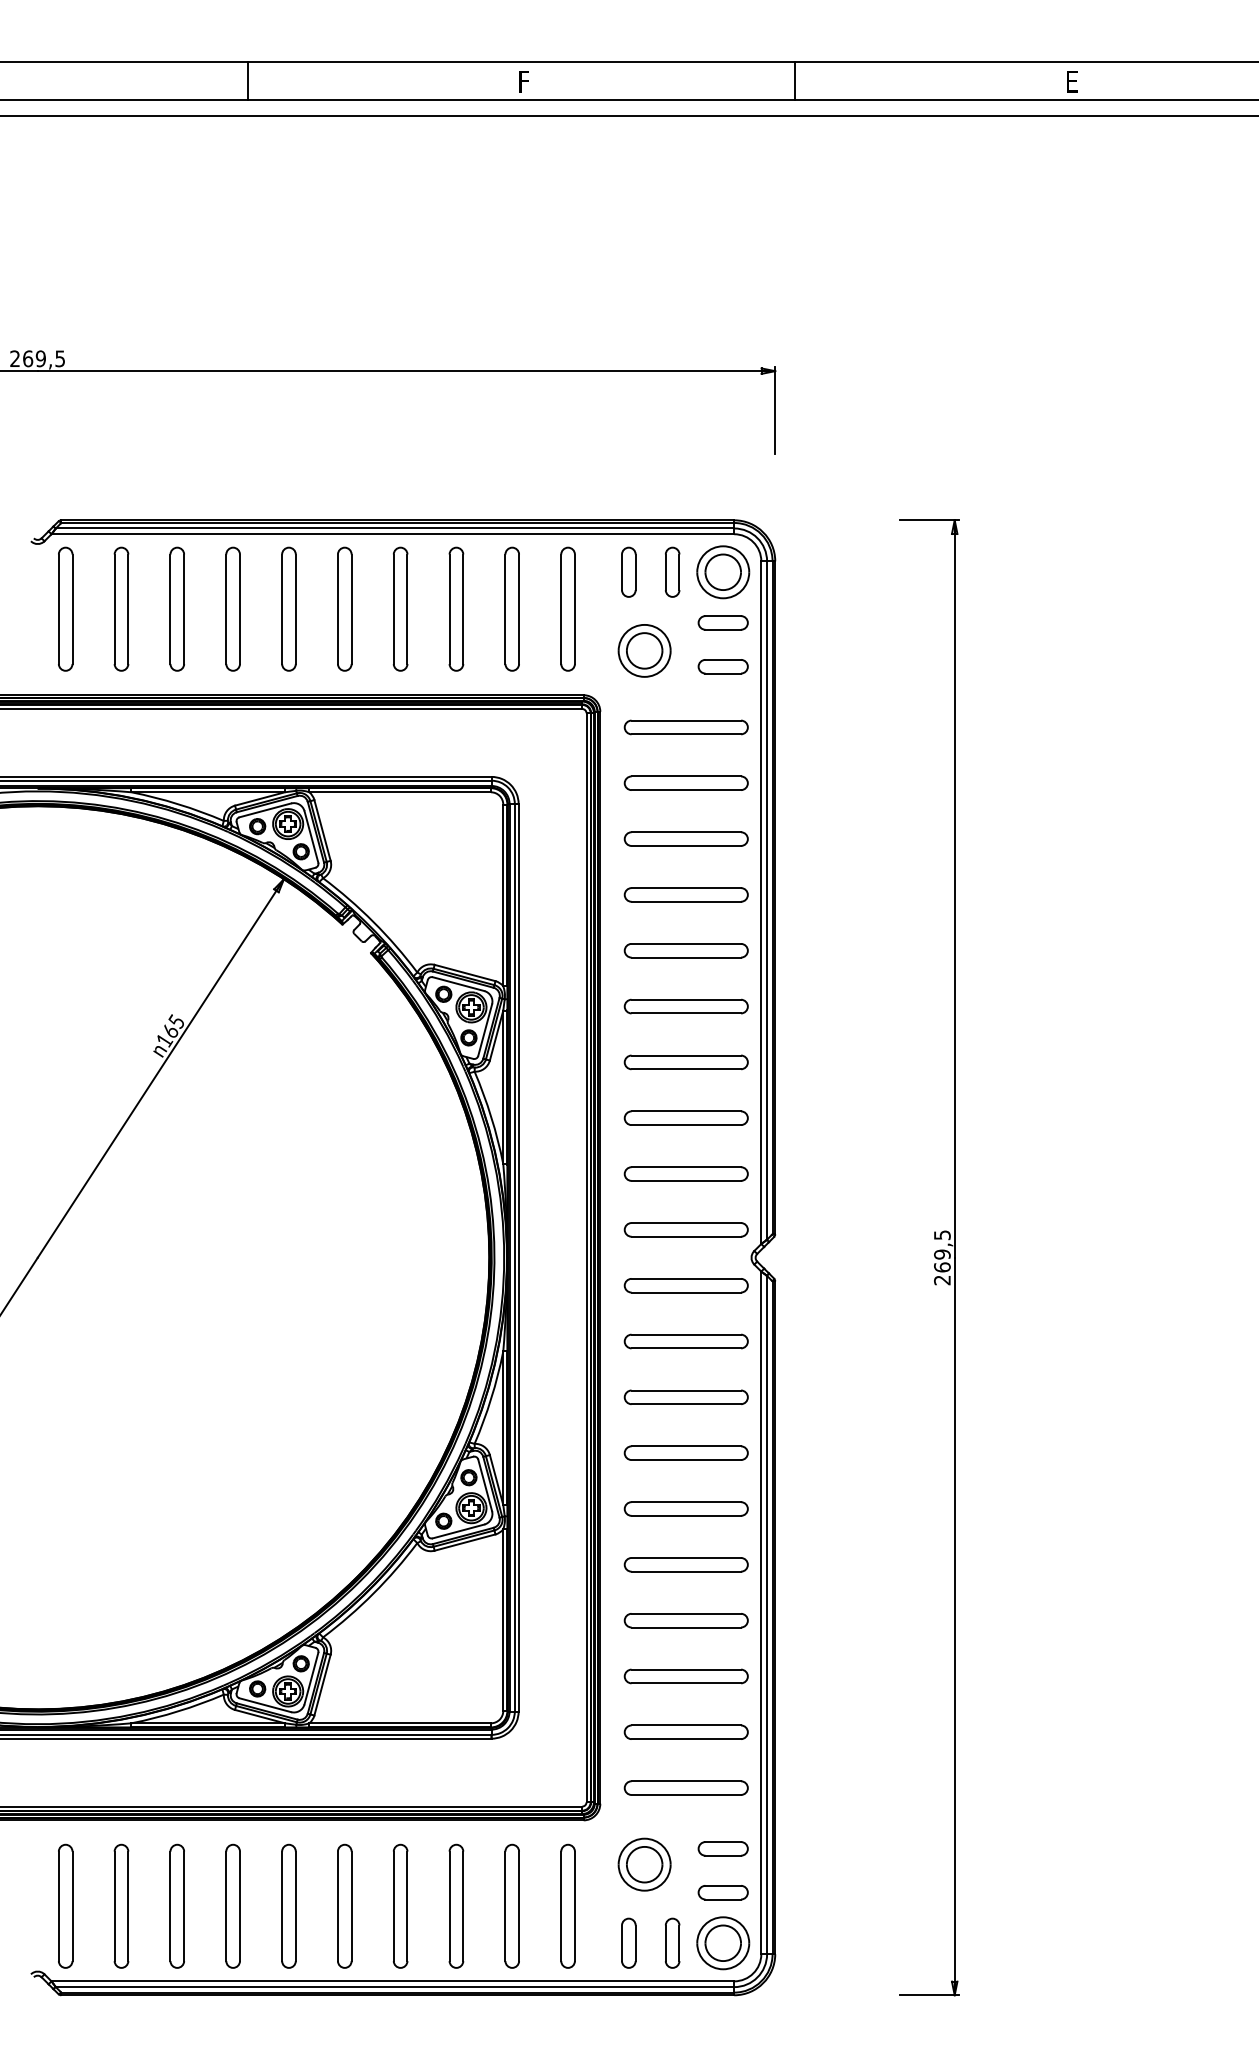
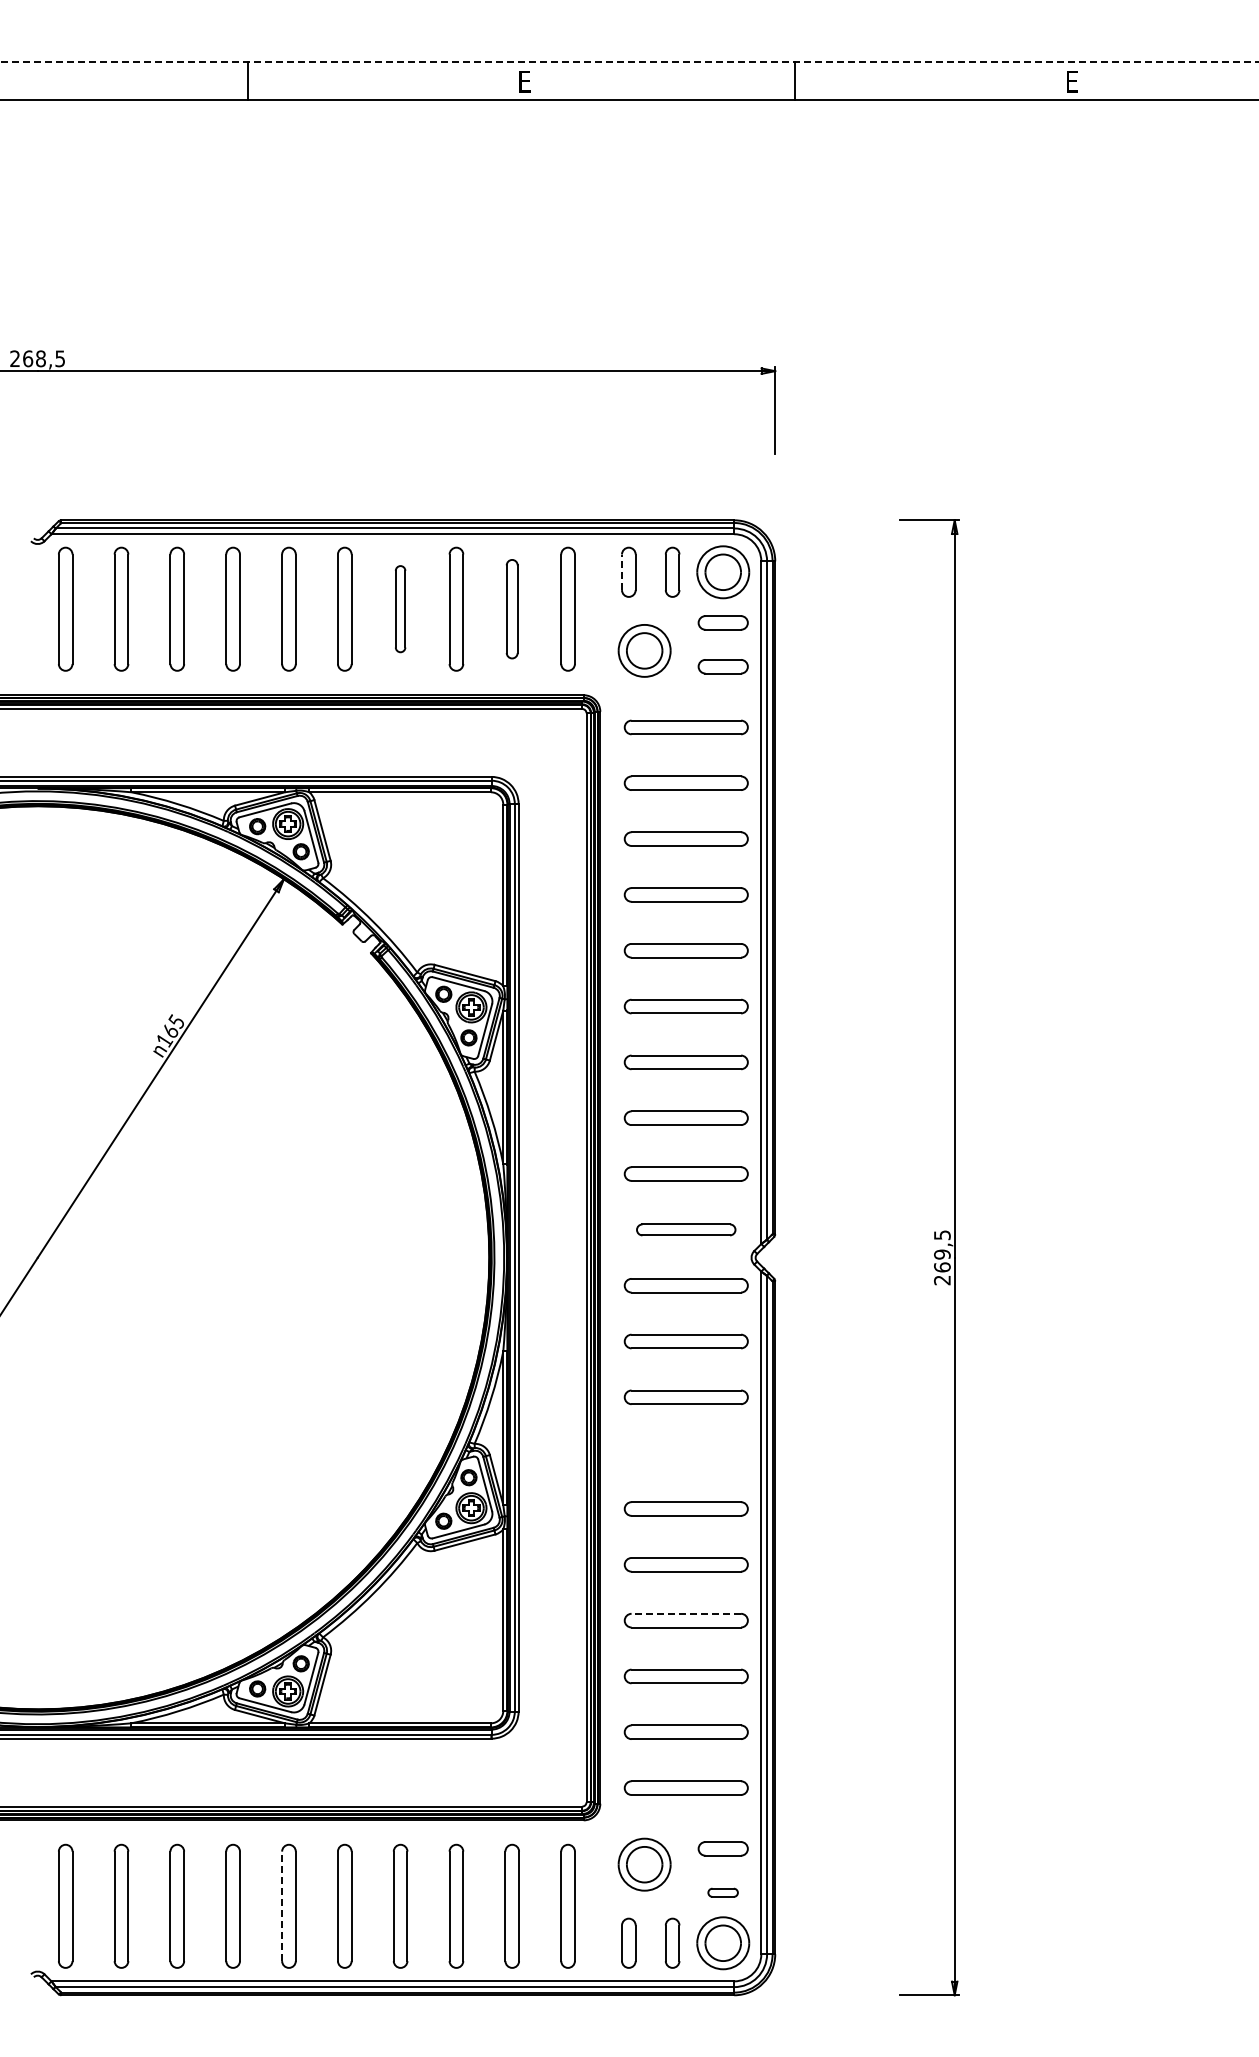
line: solid -> dashed (629, 61)
text: F -> E (526, 81)
line: present -> none (628, 116)
text: 269,5 -> 268,5 (40, 358)
line: solid -> dashed (622, 572)
part size: 17x126 px -> 12x89 px (400, 609)
part size: 16x126 px -> 14x101 px (511, 609)
part size: 126x16 px -> 101x14 px (686, 1229)
part: present -> none (685, 1452)
line: solid -> dashed (686, 1613)
part size: 52x16 px -> 32x11 px (722, 1892)
line: solid -> dashed (282, 1906)
